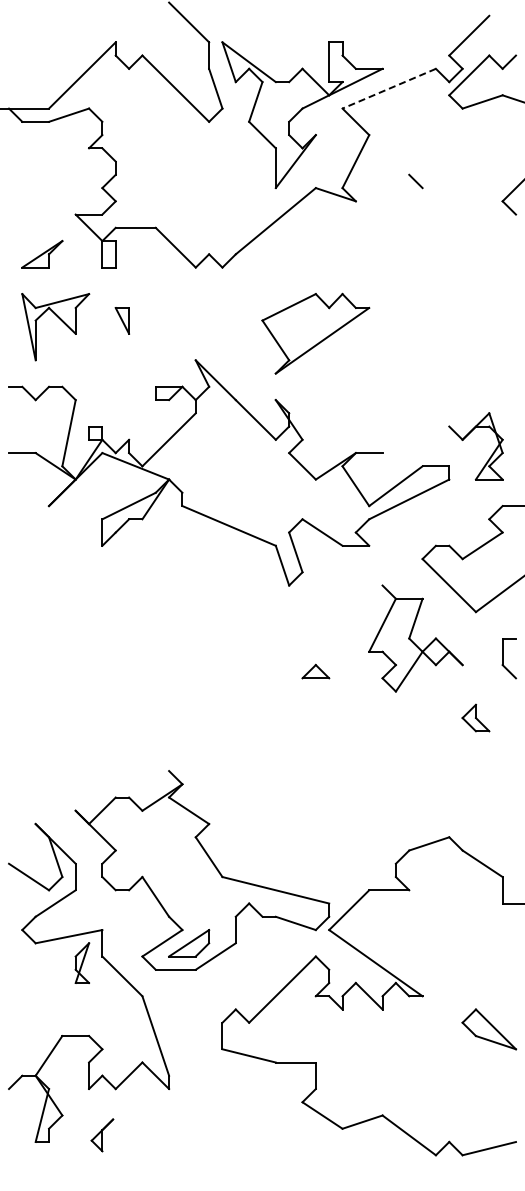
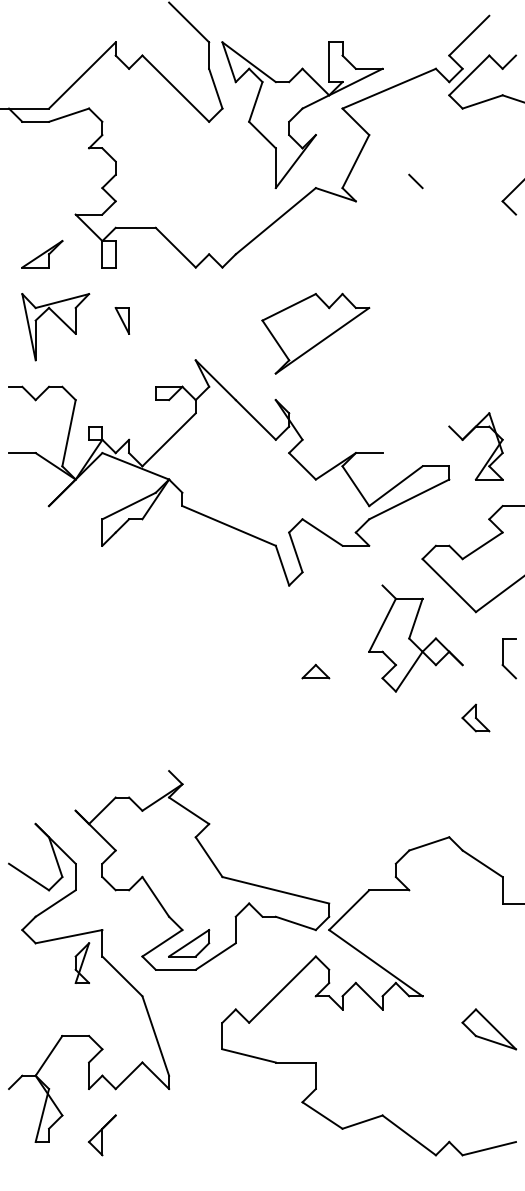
line: dashed -> solid (389, 88)
part size: 25x35 px -> 29x43 px (102, 1135)
